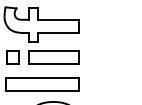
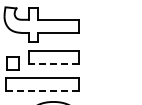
part position: (12, 57) -> (12, 63) (12, 63)
line: solid -> dashed (53, 64)
line: solid -> dashed (41, 91)
